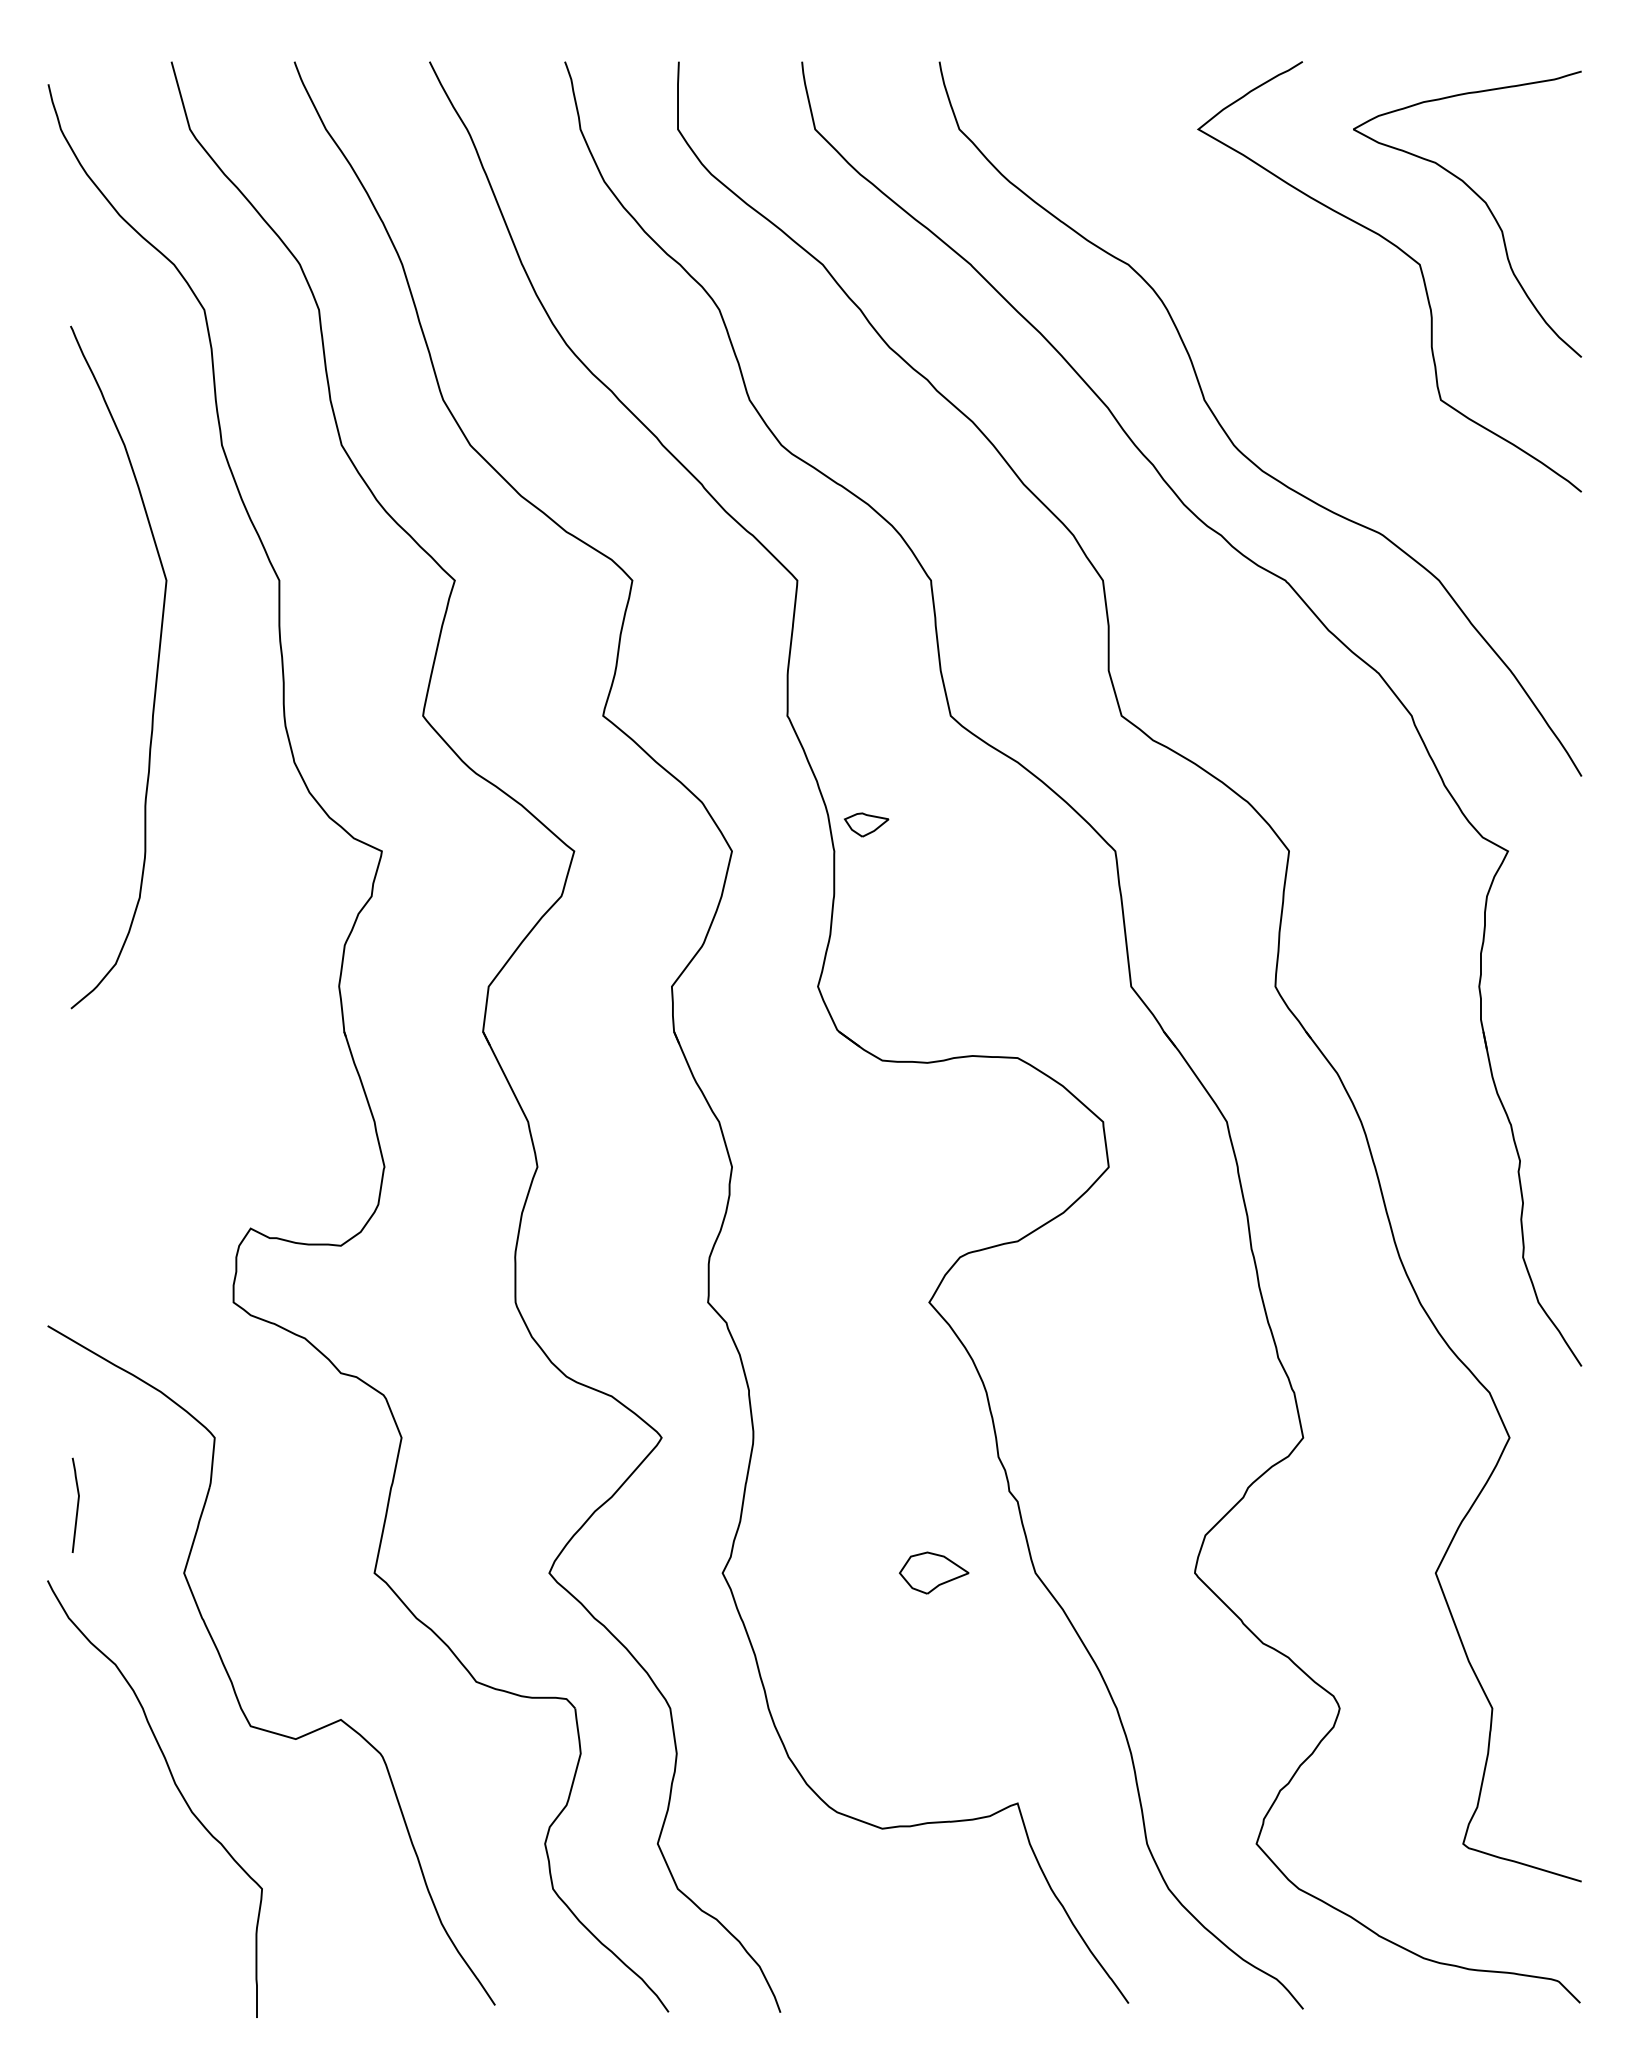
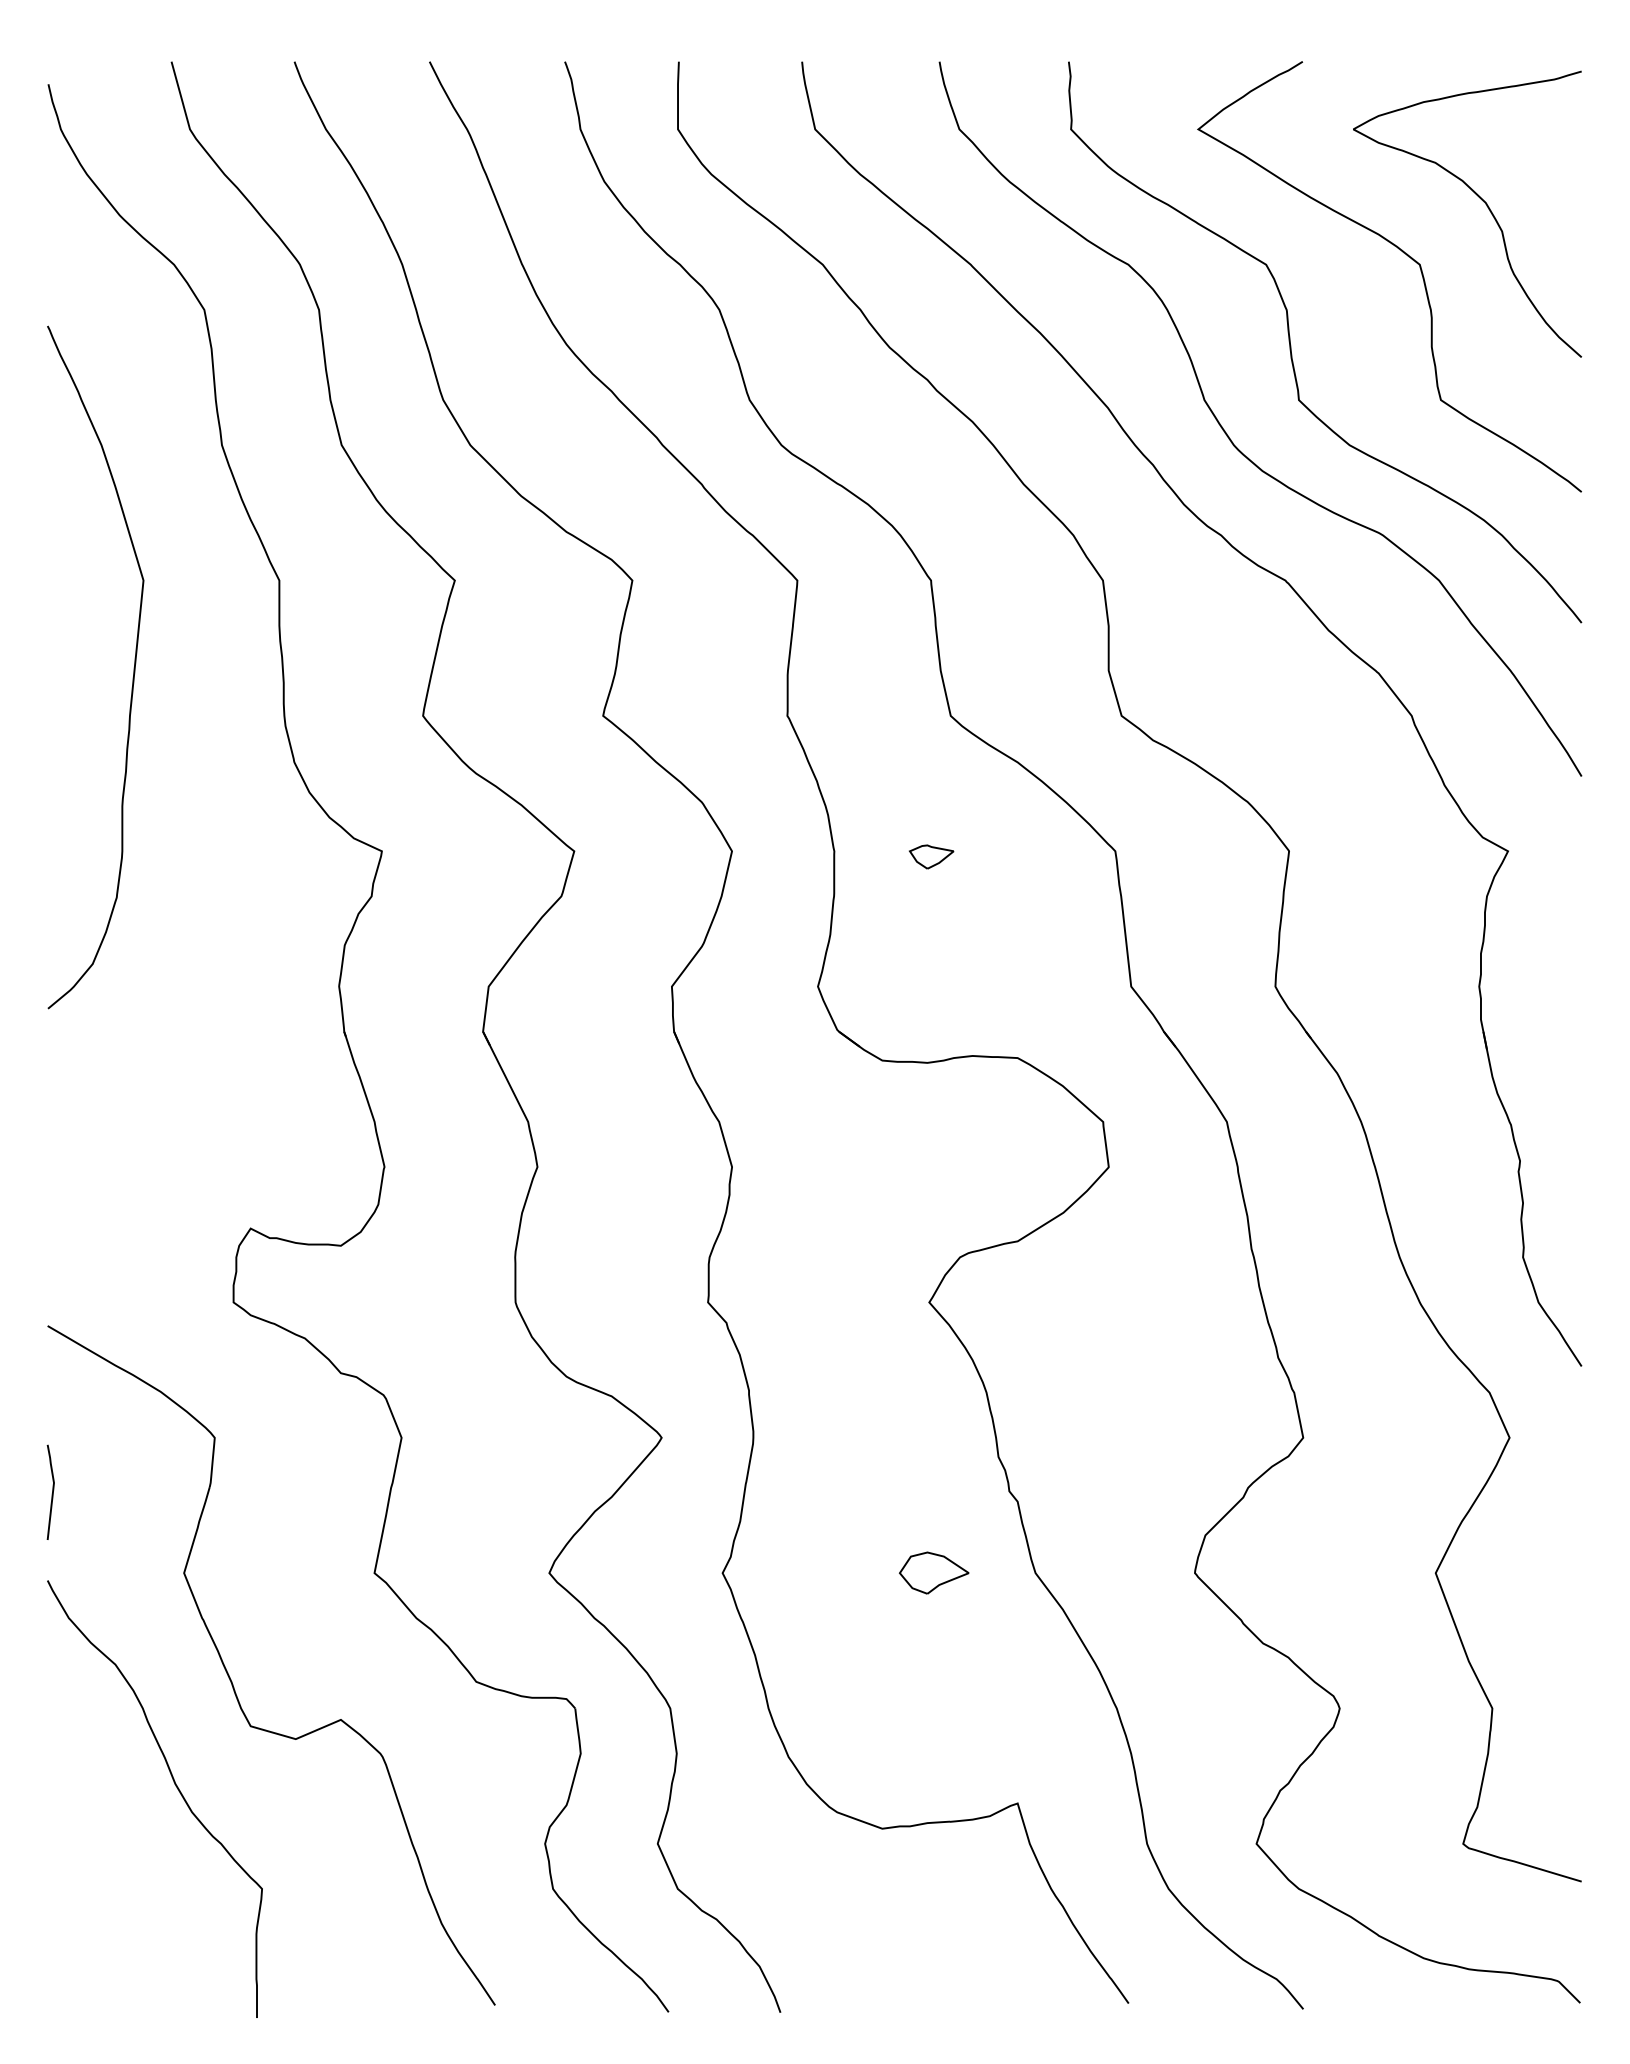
curve: none -> present (1291, 345)
curve position: (156, 667) -> (133, 667) (133, 667)
part position: (866, 824) -> (931, 856) (931, 856)
curve position: (77, 1504) -> (52, 1491) (52, 1491)
